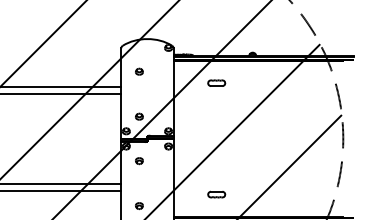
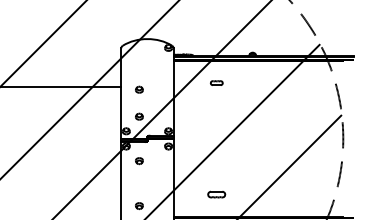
part position: (139, 71) -> (139, 89) (139, 89)
part size: 20x8 px -> 14x6 px (216, 82)
line: present -> none (61, 94)
line: present -> none (61, 183)
line: present -> none (61, 190)
